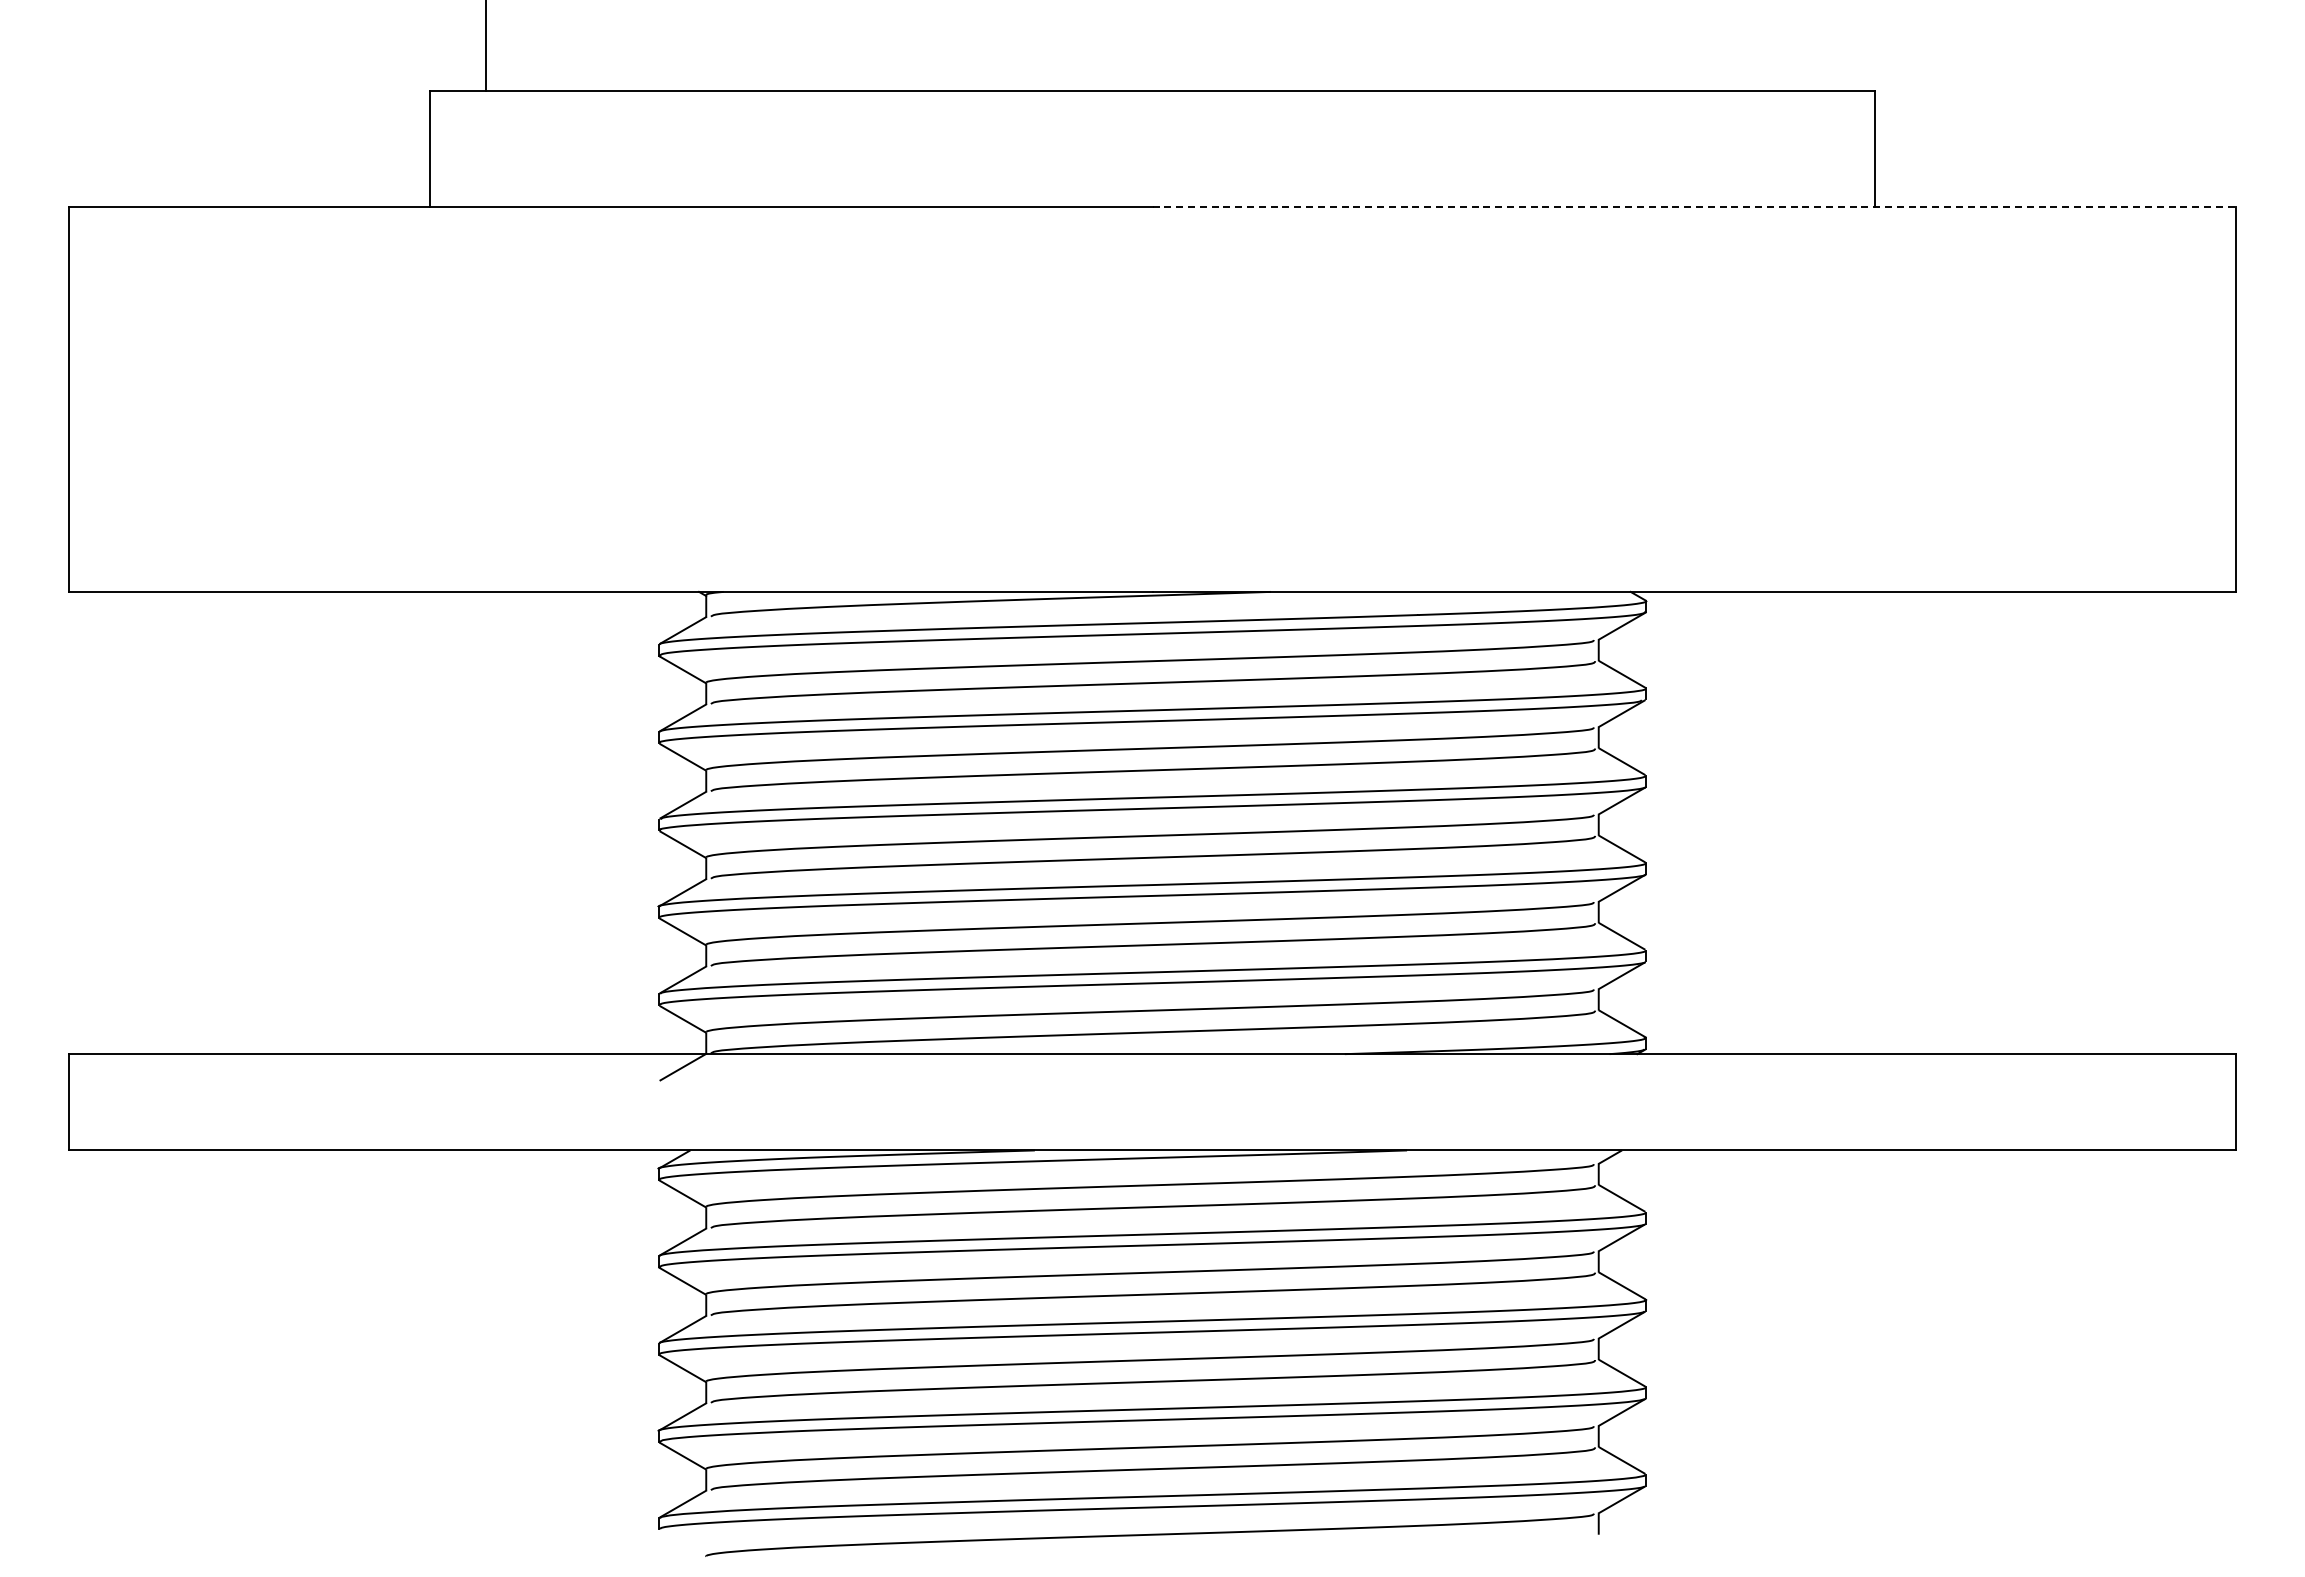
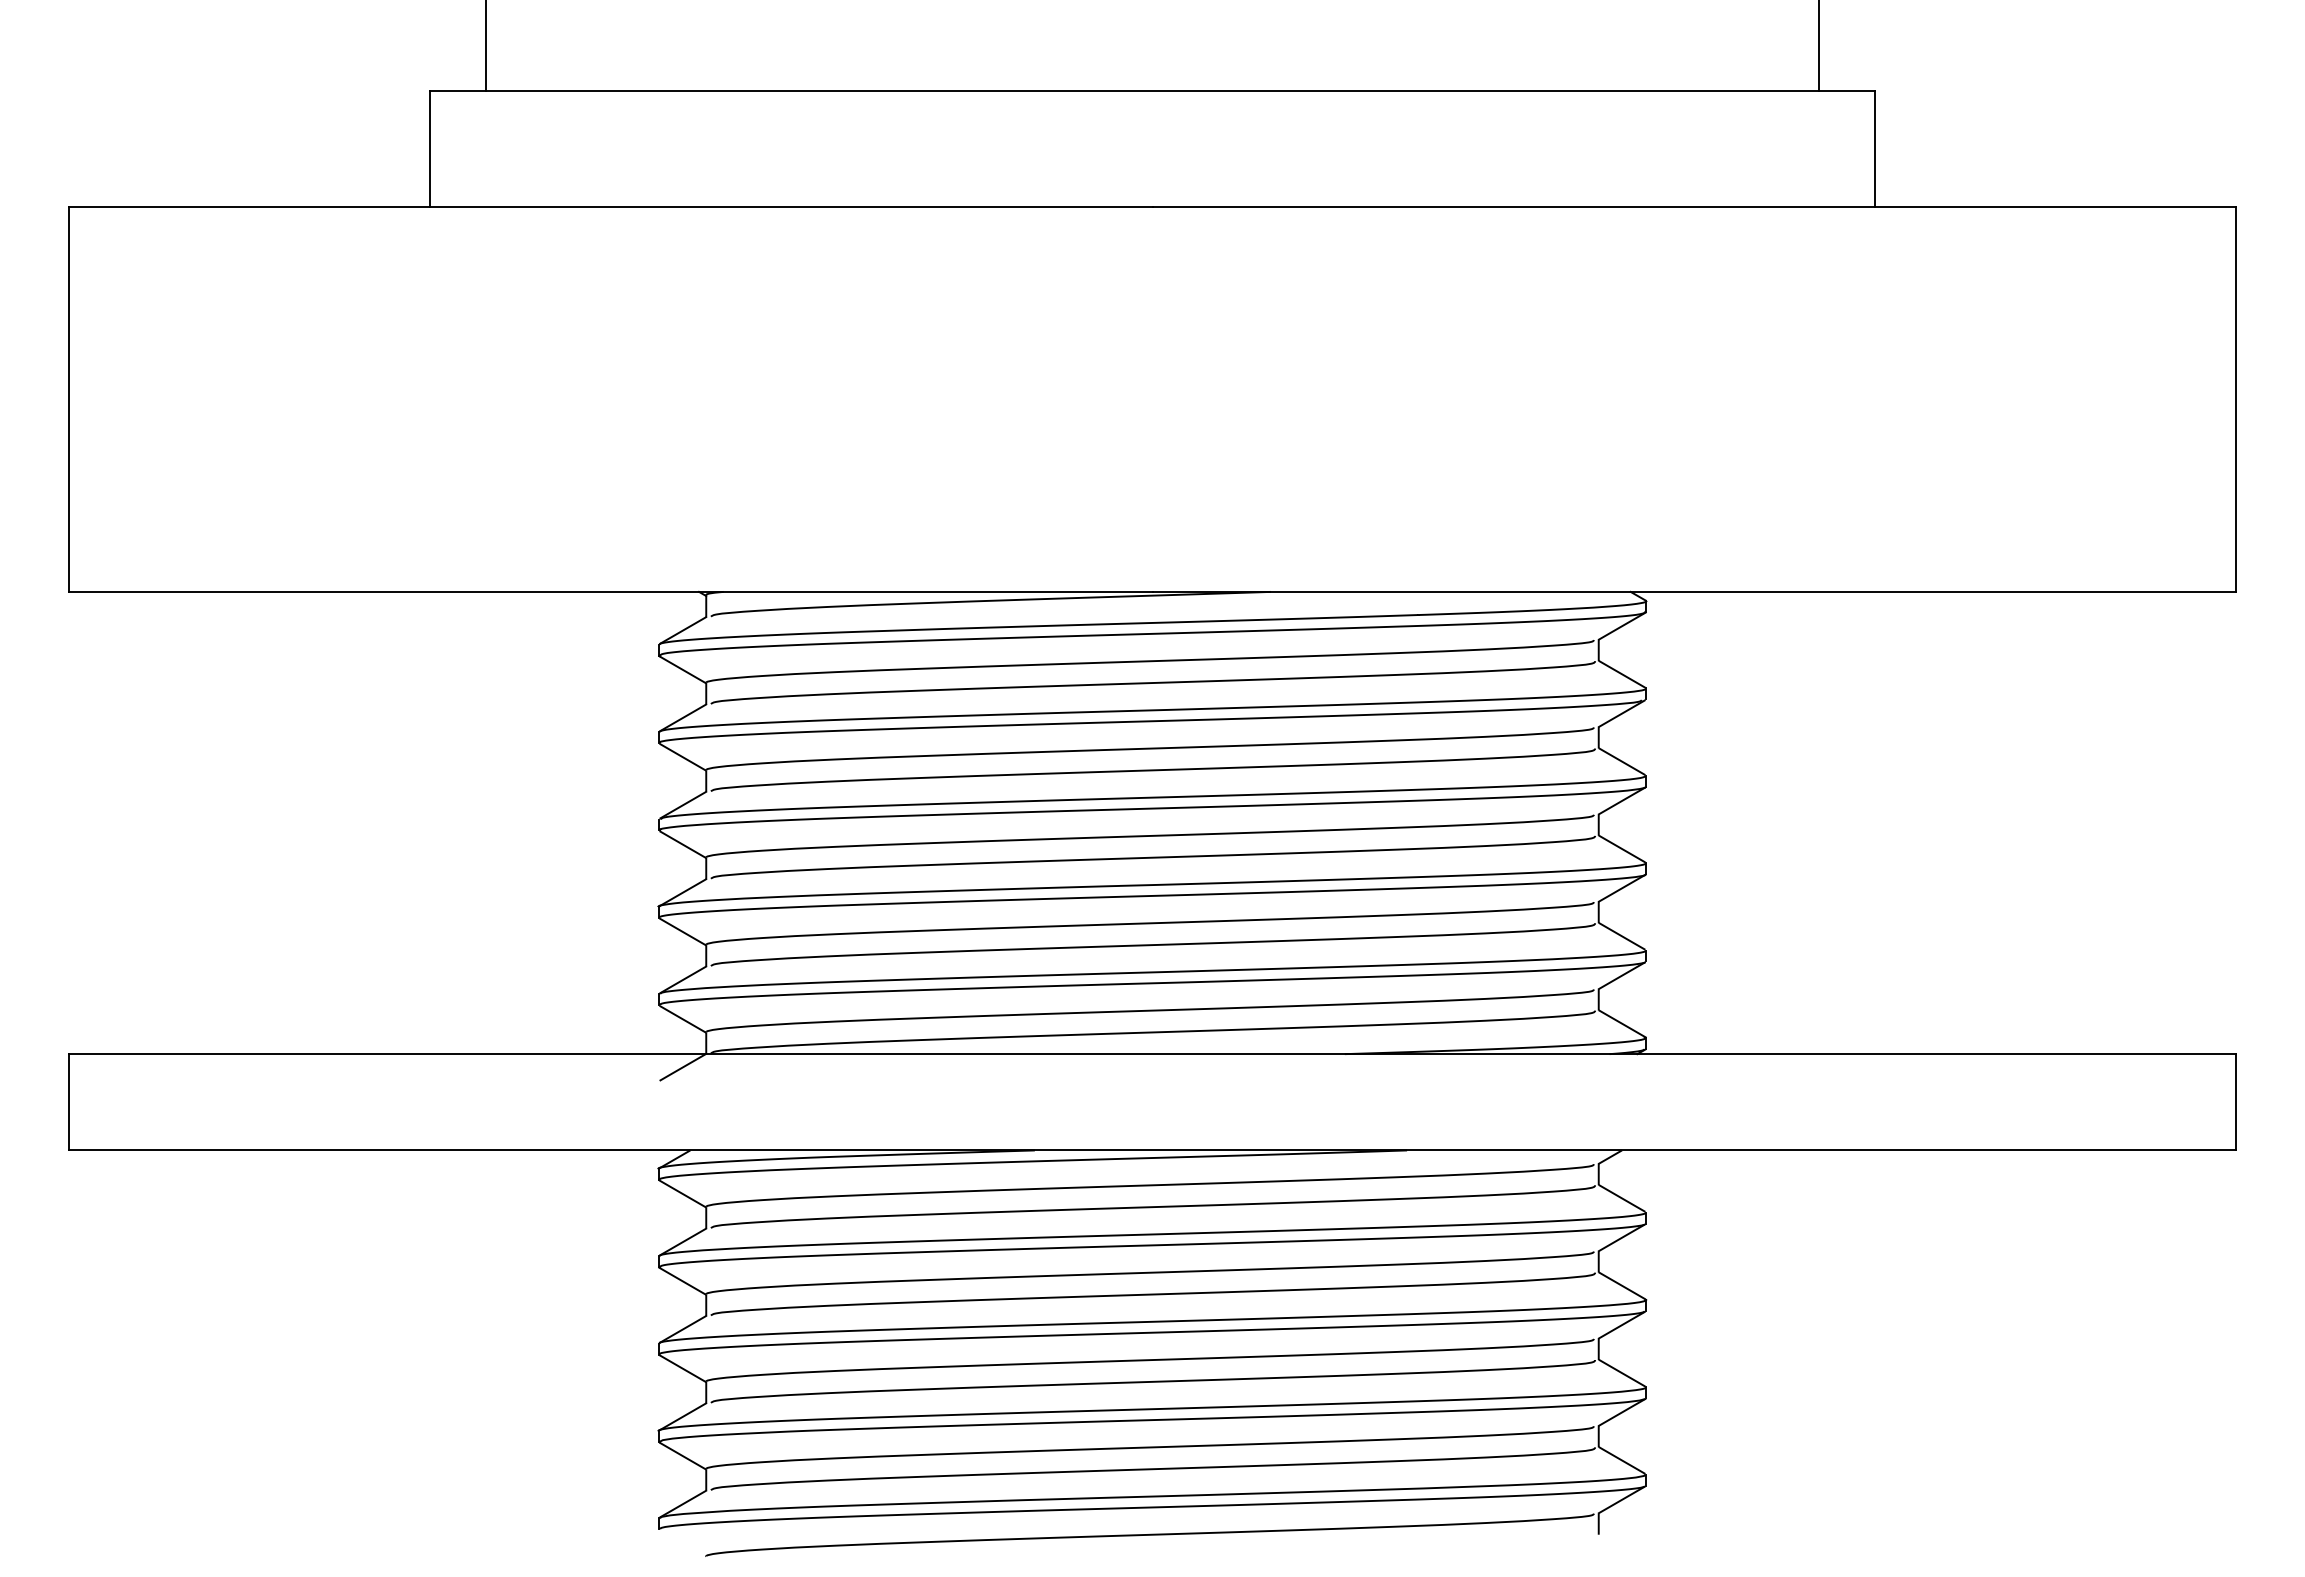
line: none -> present (1819, 46)
line: dashed -> solid (1694, 206)
